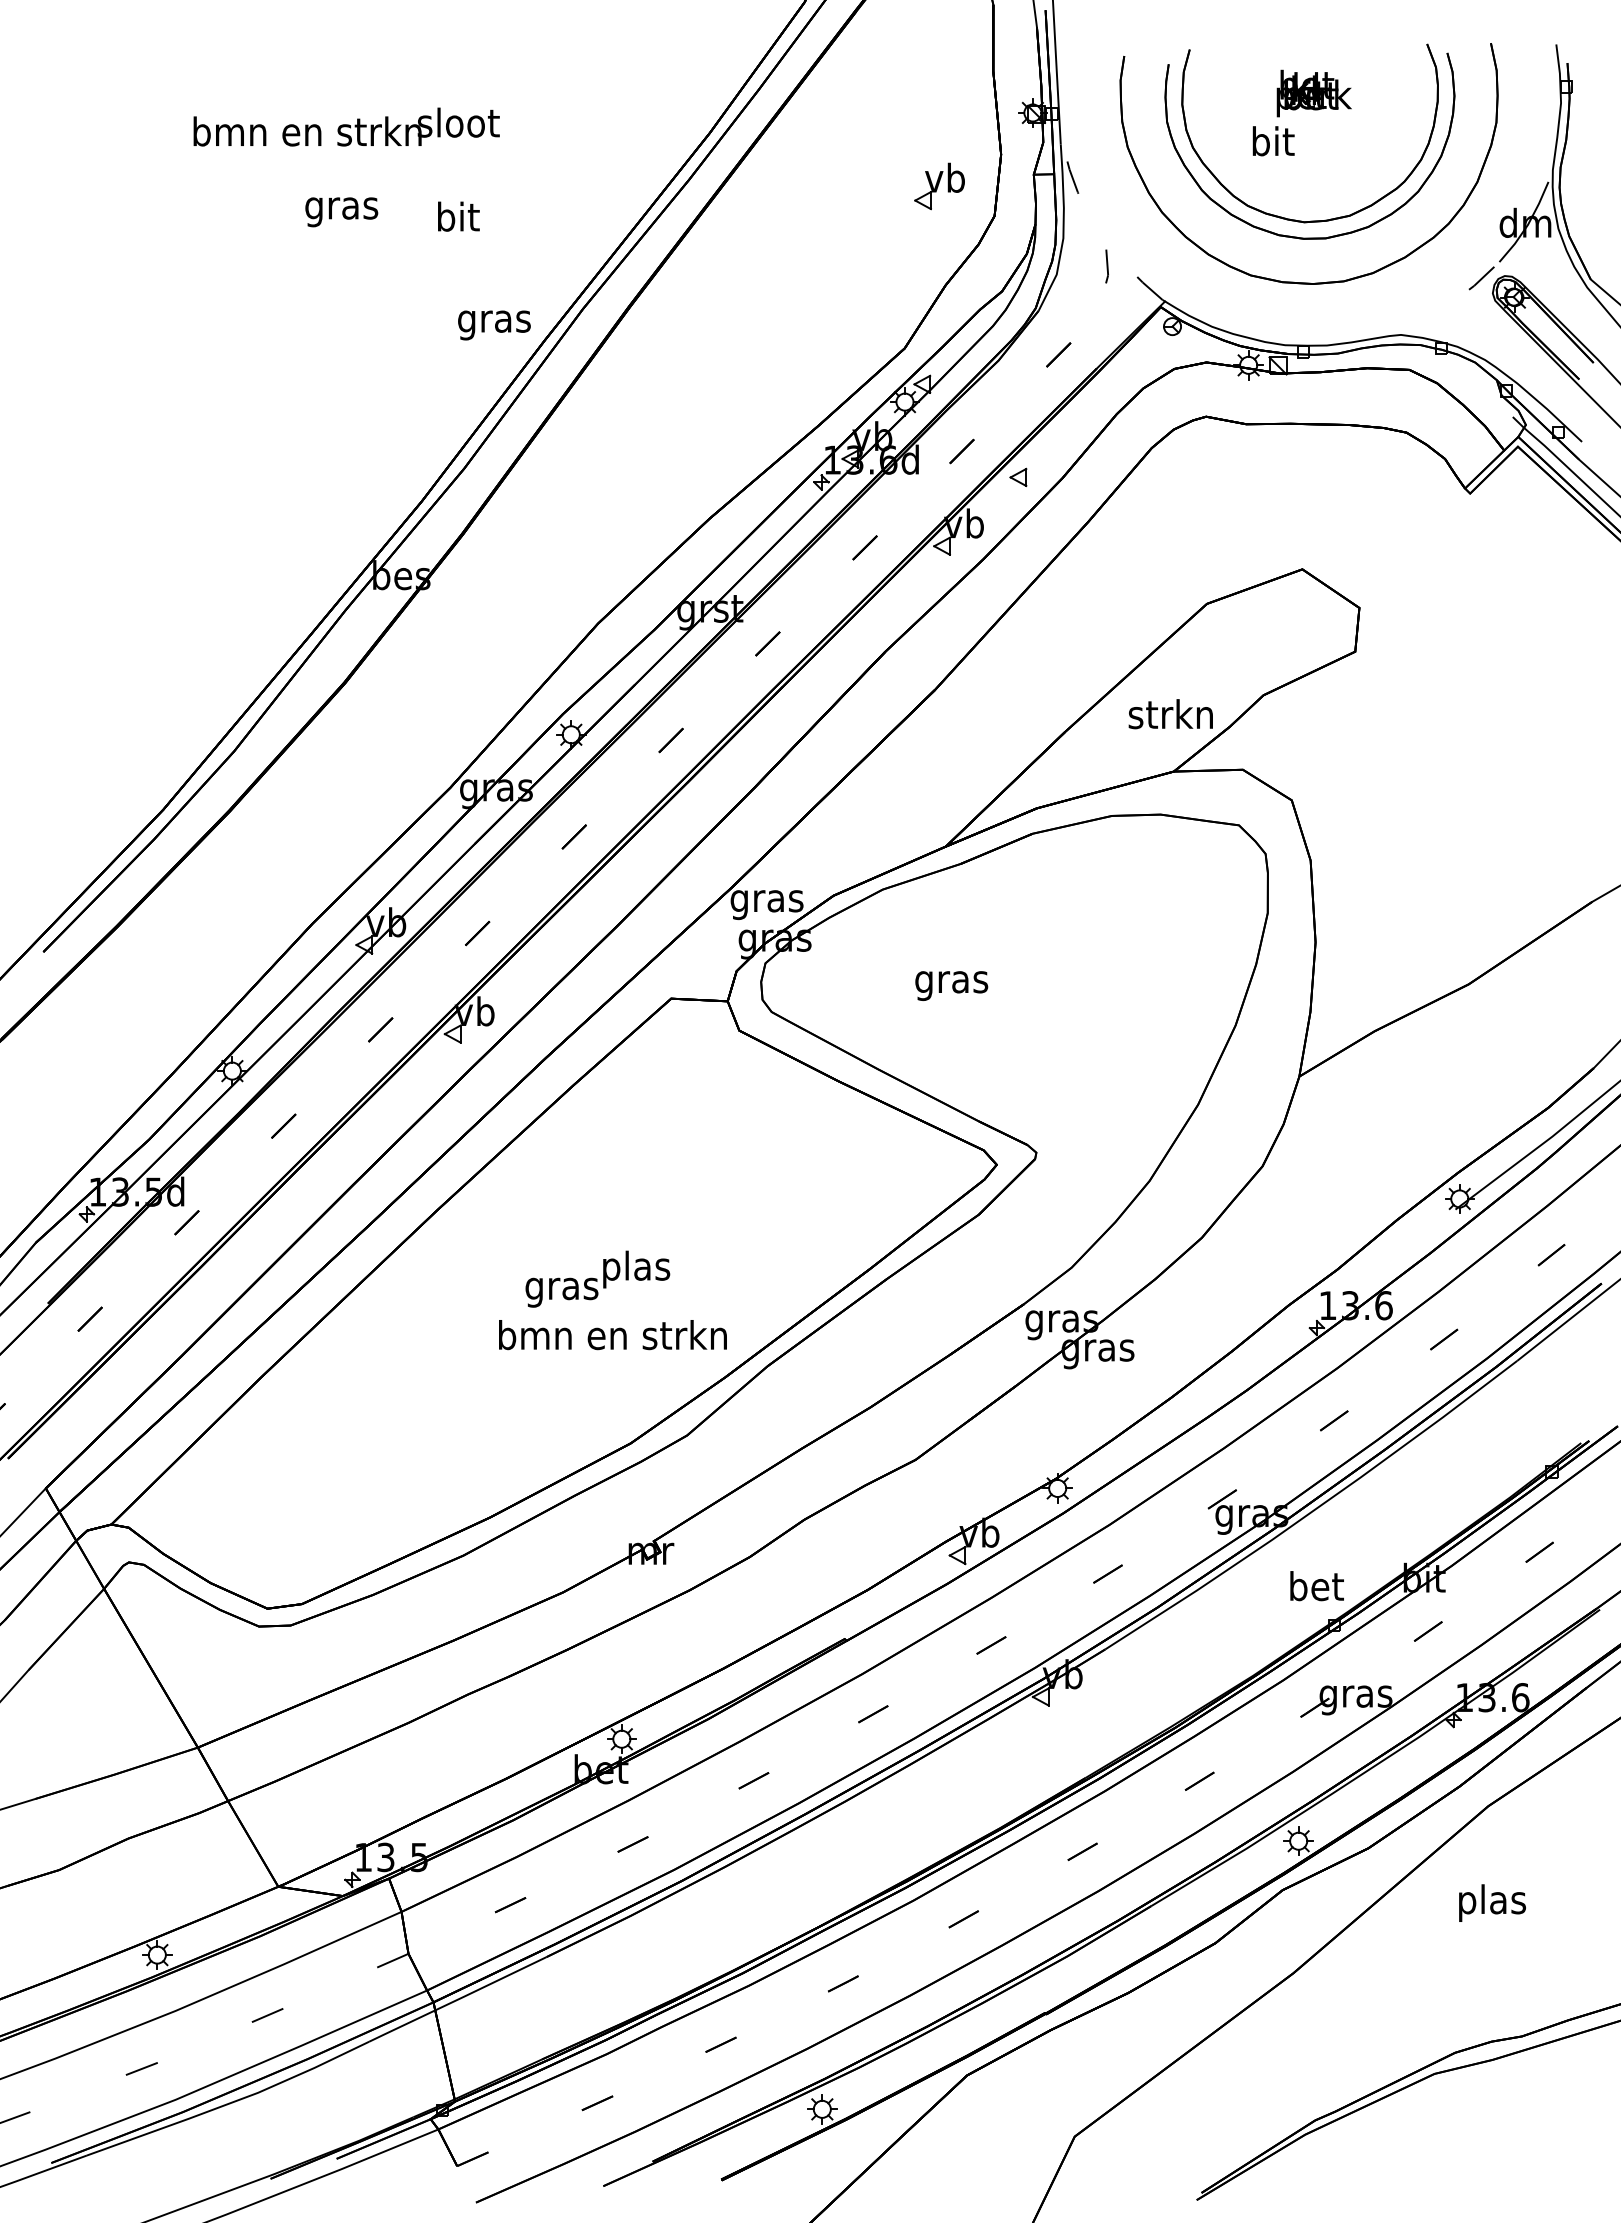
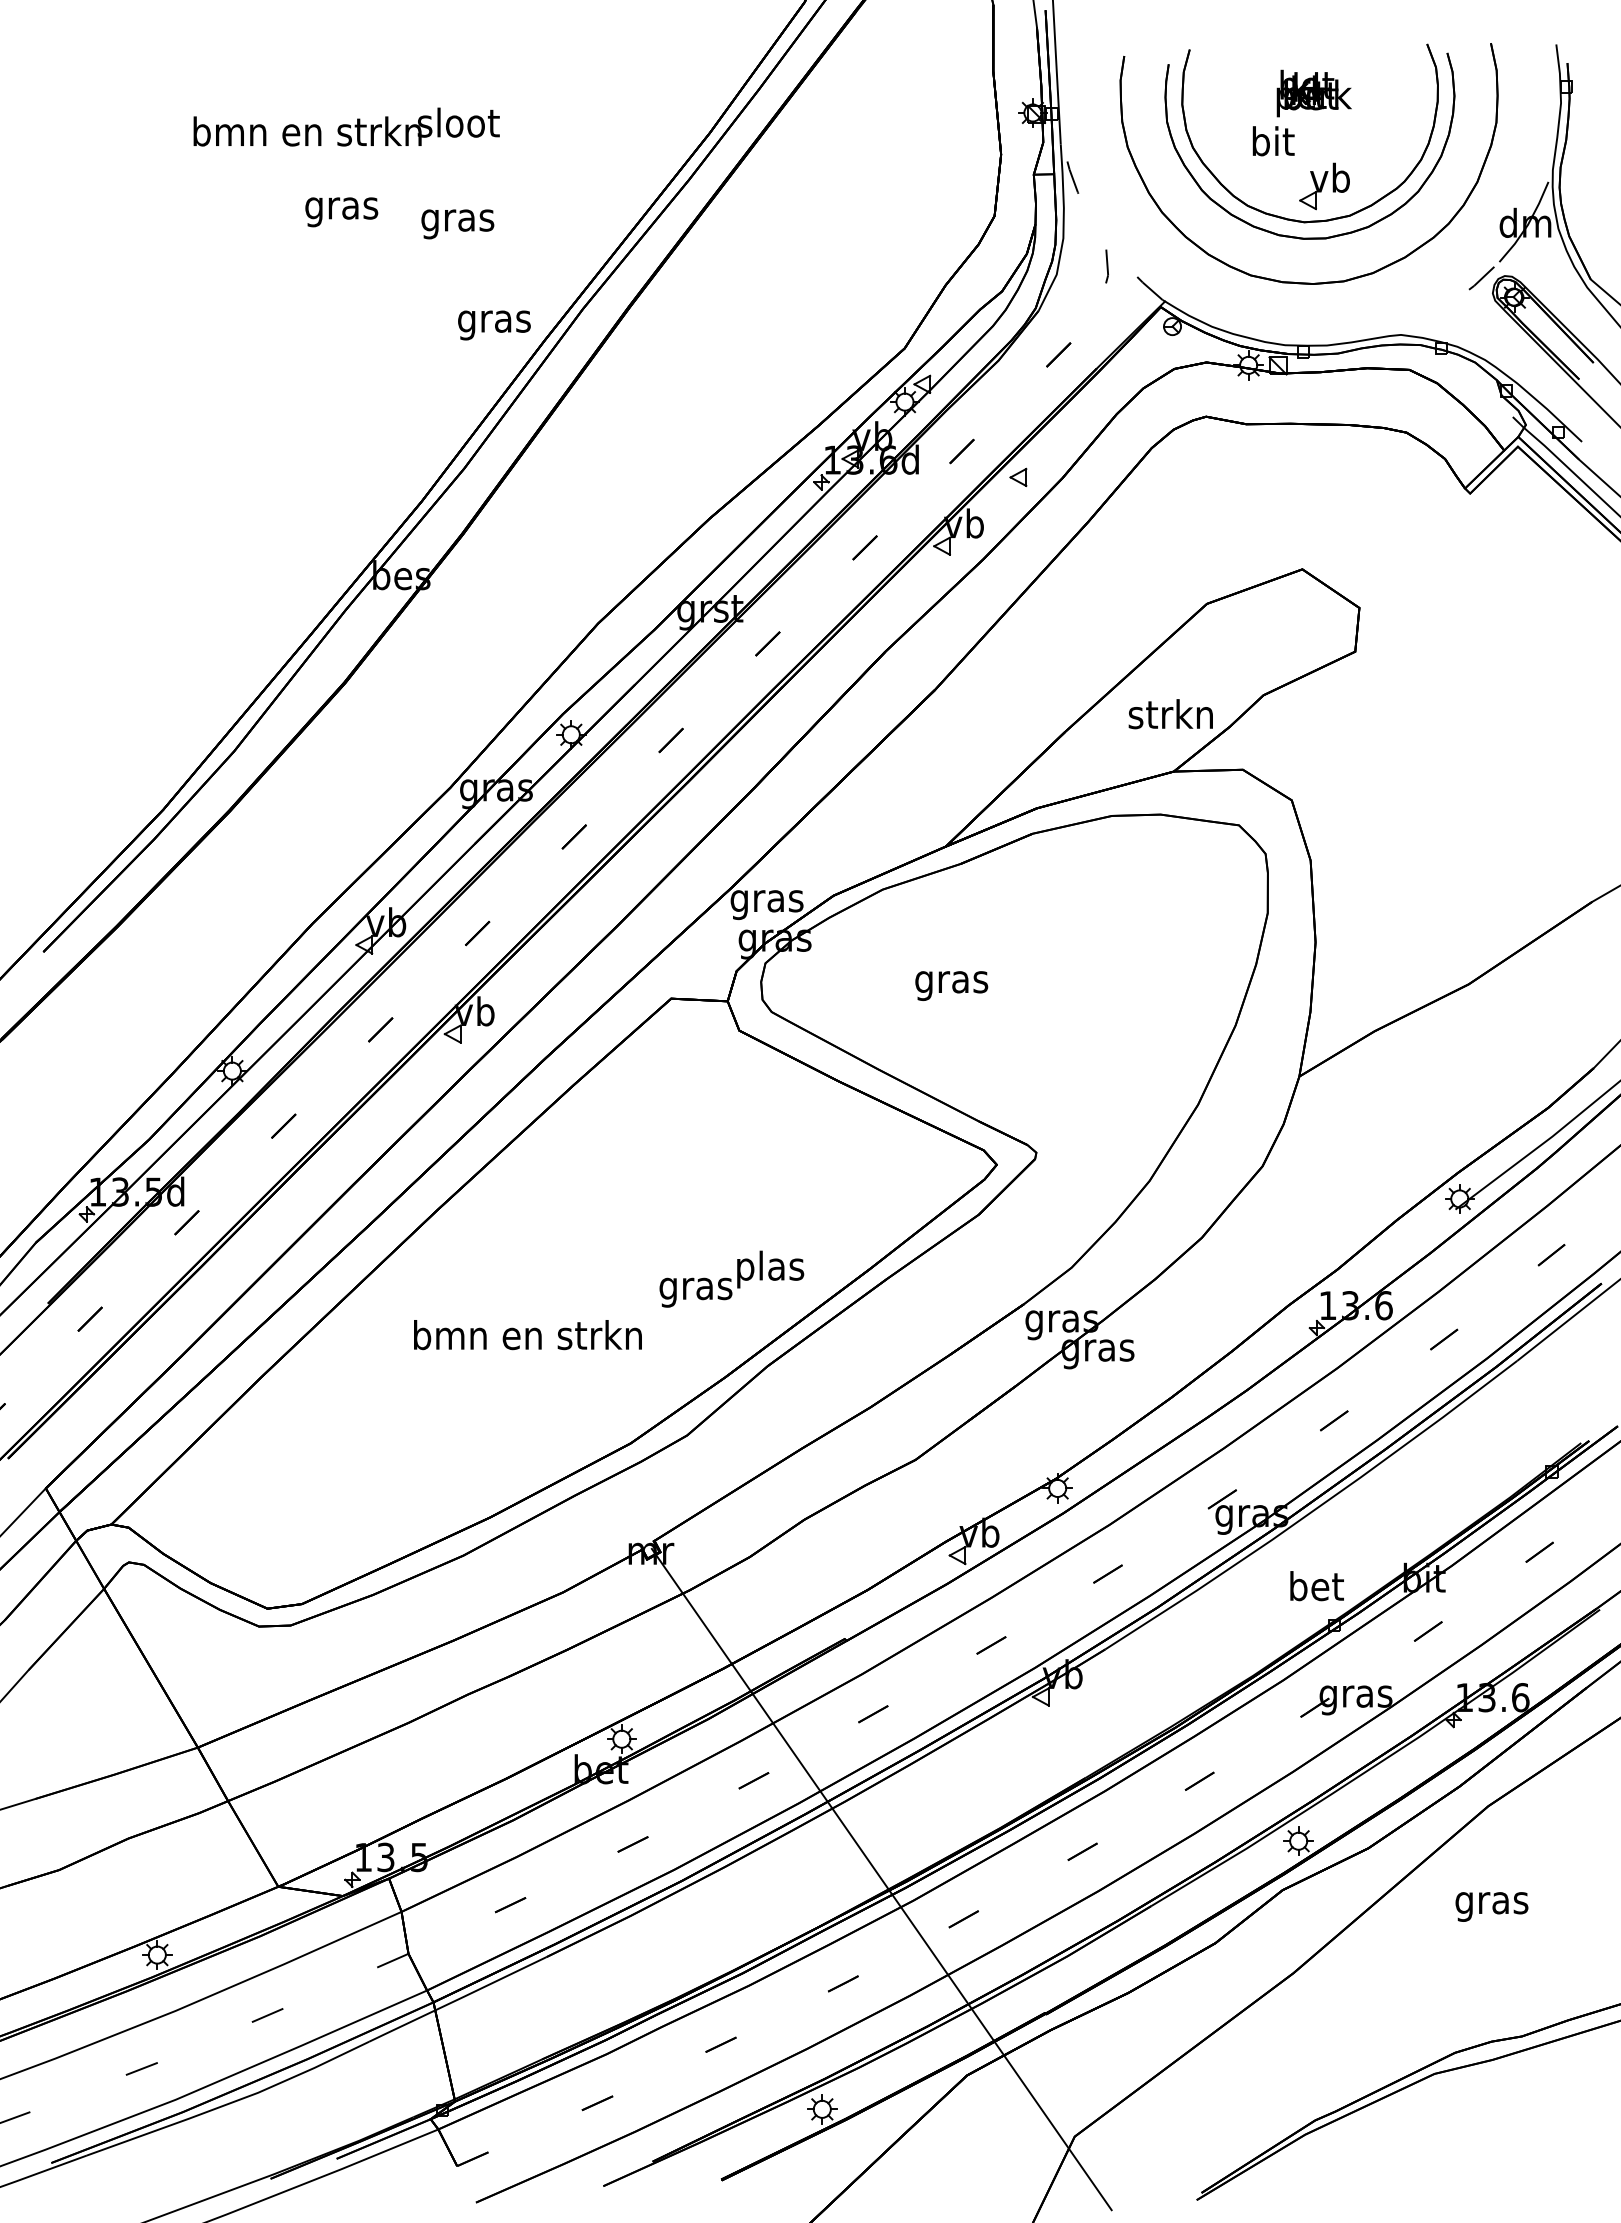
part position: (939, 186) -> (1324, 186) (1324, 186)
text: bit -> gras (457, 220)
text position: (597, 1278) -> (731, 1278) (731, 1278)
text position: (612, 1335) -> (527, 1335) (527, 1335)
line: none -> present (881, 1879)
text: plas -> gras (1491, 1902)
